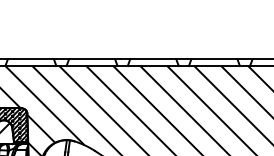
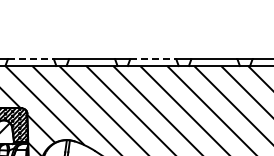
line: solid -> dashed (31, 59)
line: solid -> dashed (153, 59)
